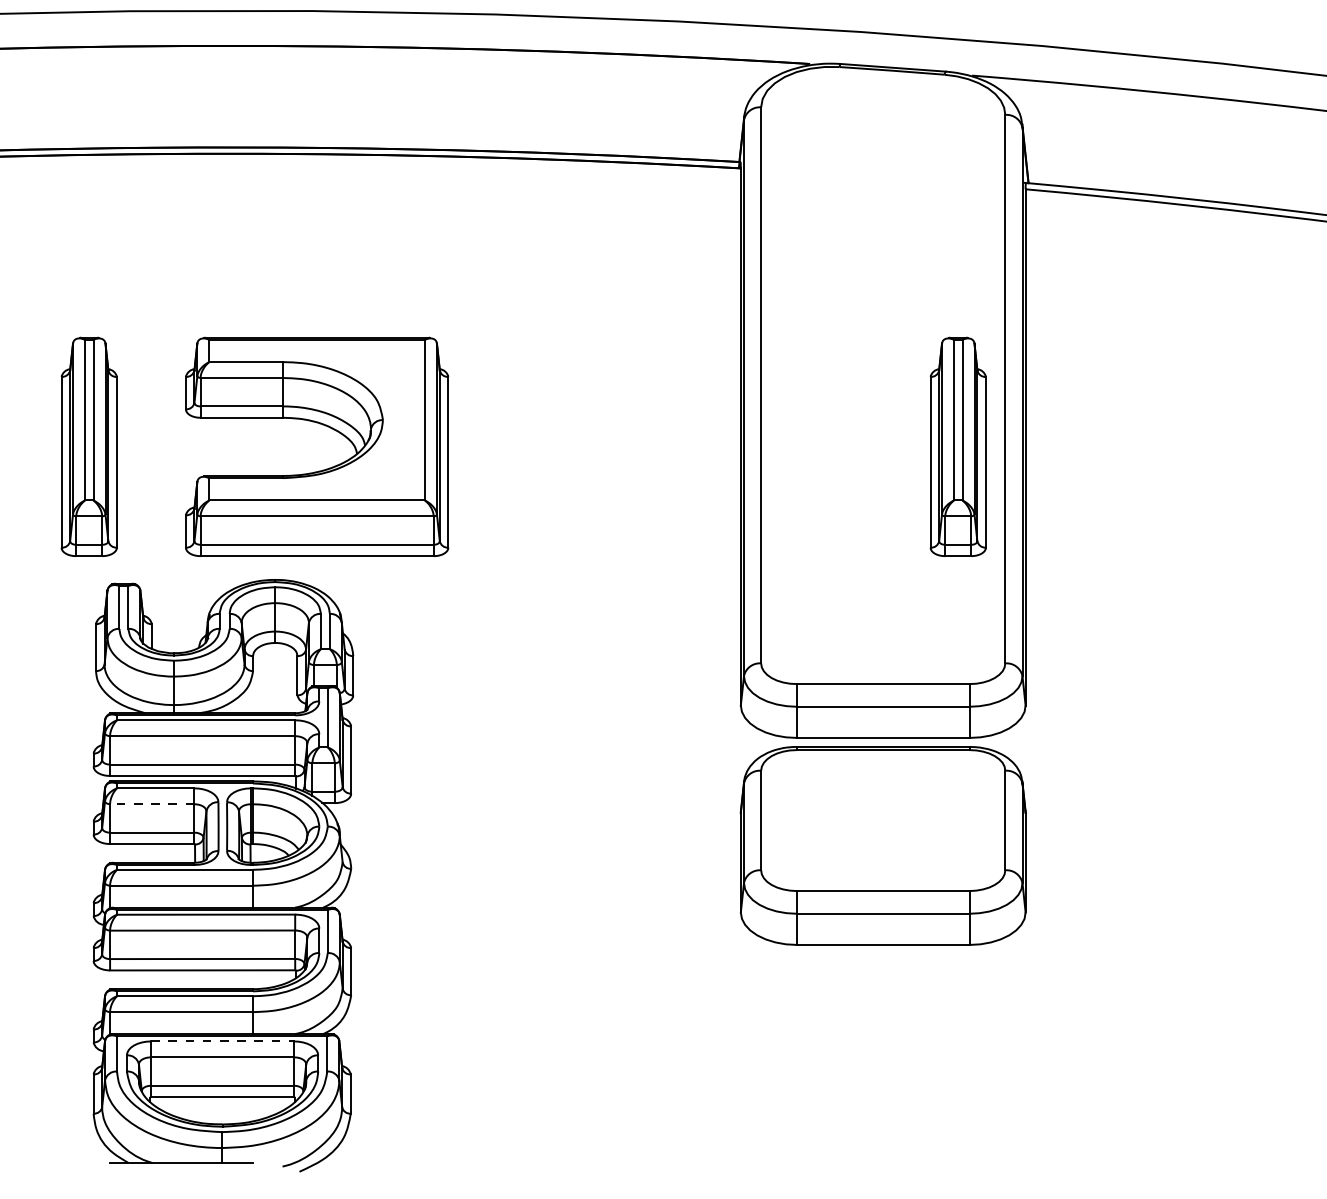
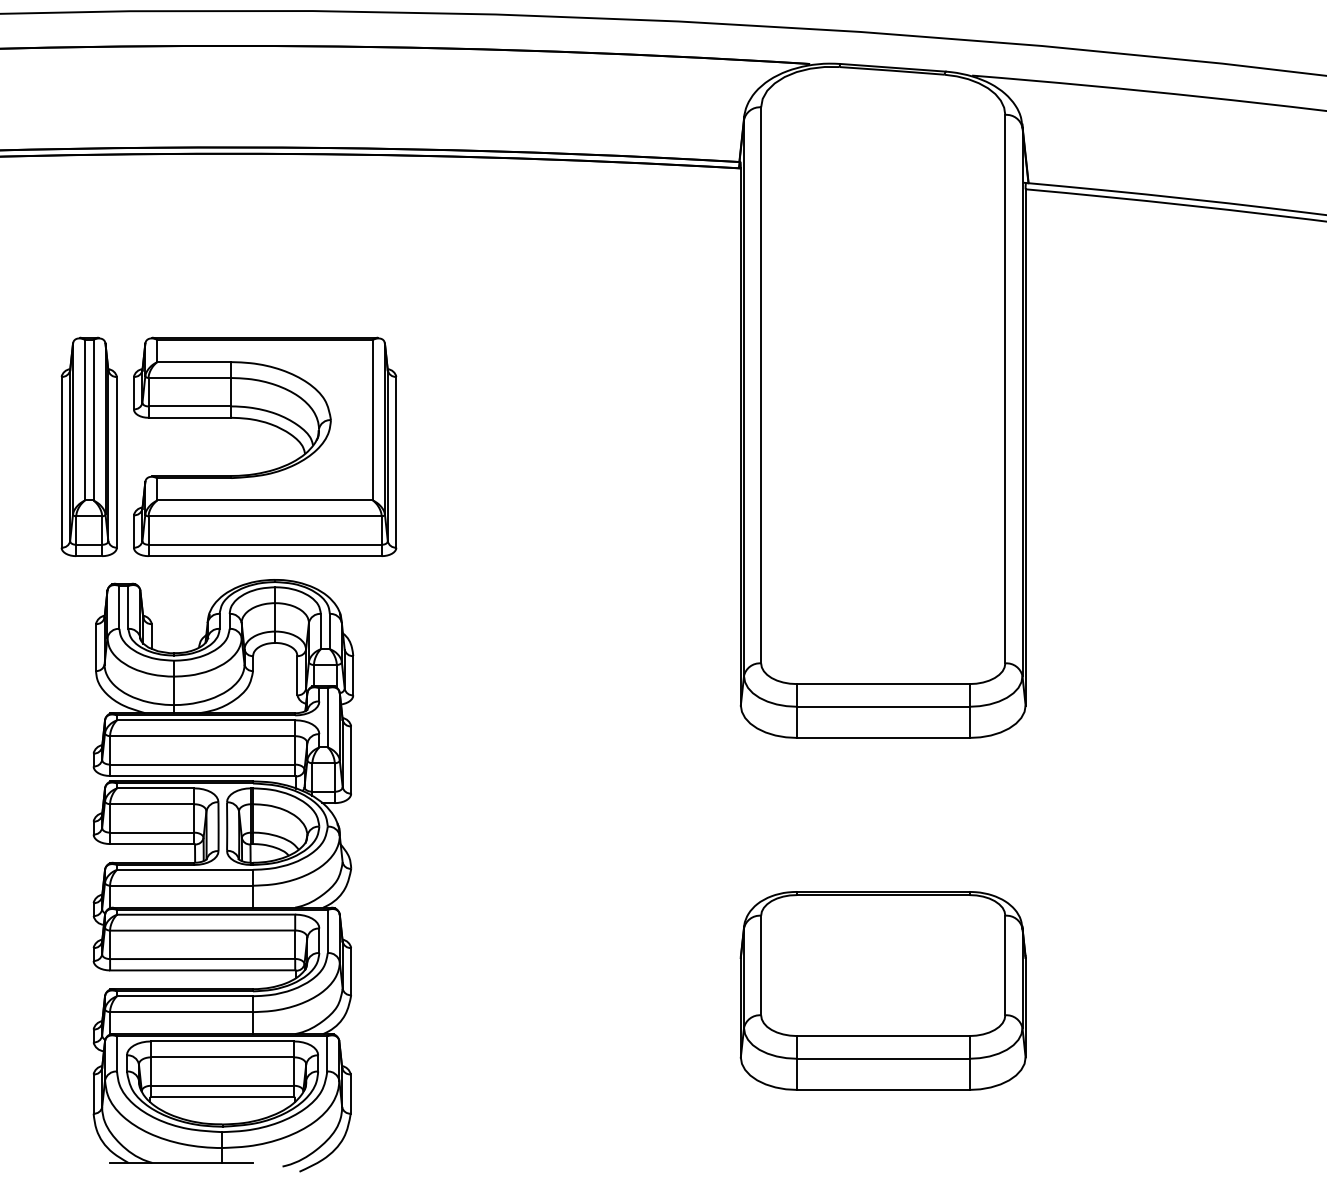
part position: (325, 426) -> (273, 426) (273, 426)
part: present -> none (957, 446)
line: dashed -> solid (151, 804)
part position: (882, 845) -> (882, 990) (882, 990)
line: dashed -> solid (223, 1041)
